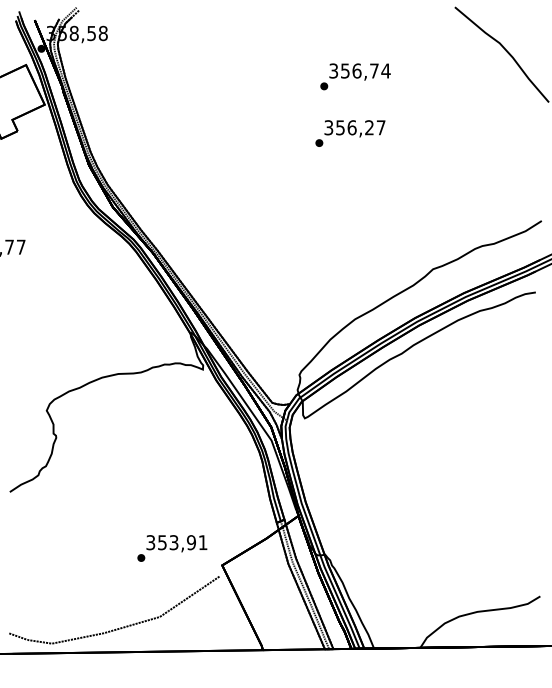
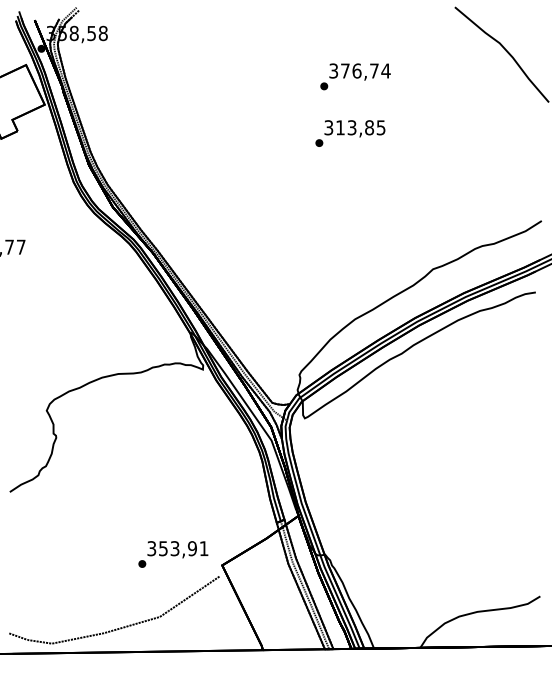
text: 356,74 -> 376,74 (345, 70)
text: 356,27 -> 313,85 (360, 127)
text position: (172, 548) -> (173, 554) (173, 554)
